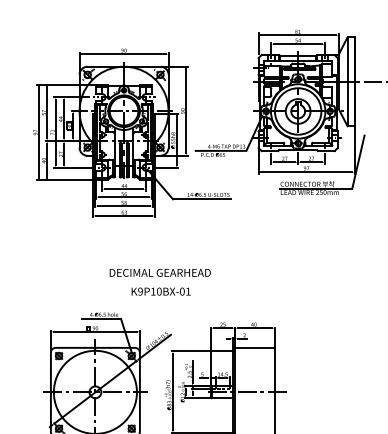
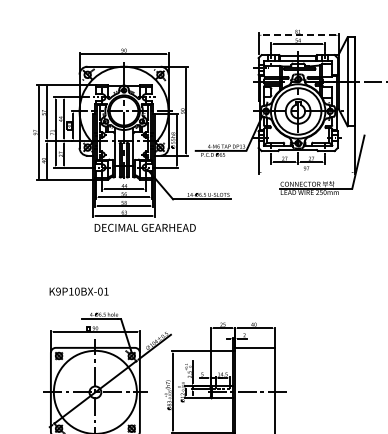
line: solid -> dashed (298, 35)
line: present -> none (306, 172)
text position: (159, 272) -> (144, 227) (144, 227)
text position: (160, 291) -> (78, 291) (78, 291)
